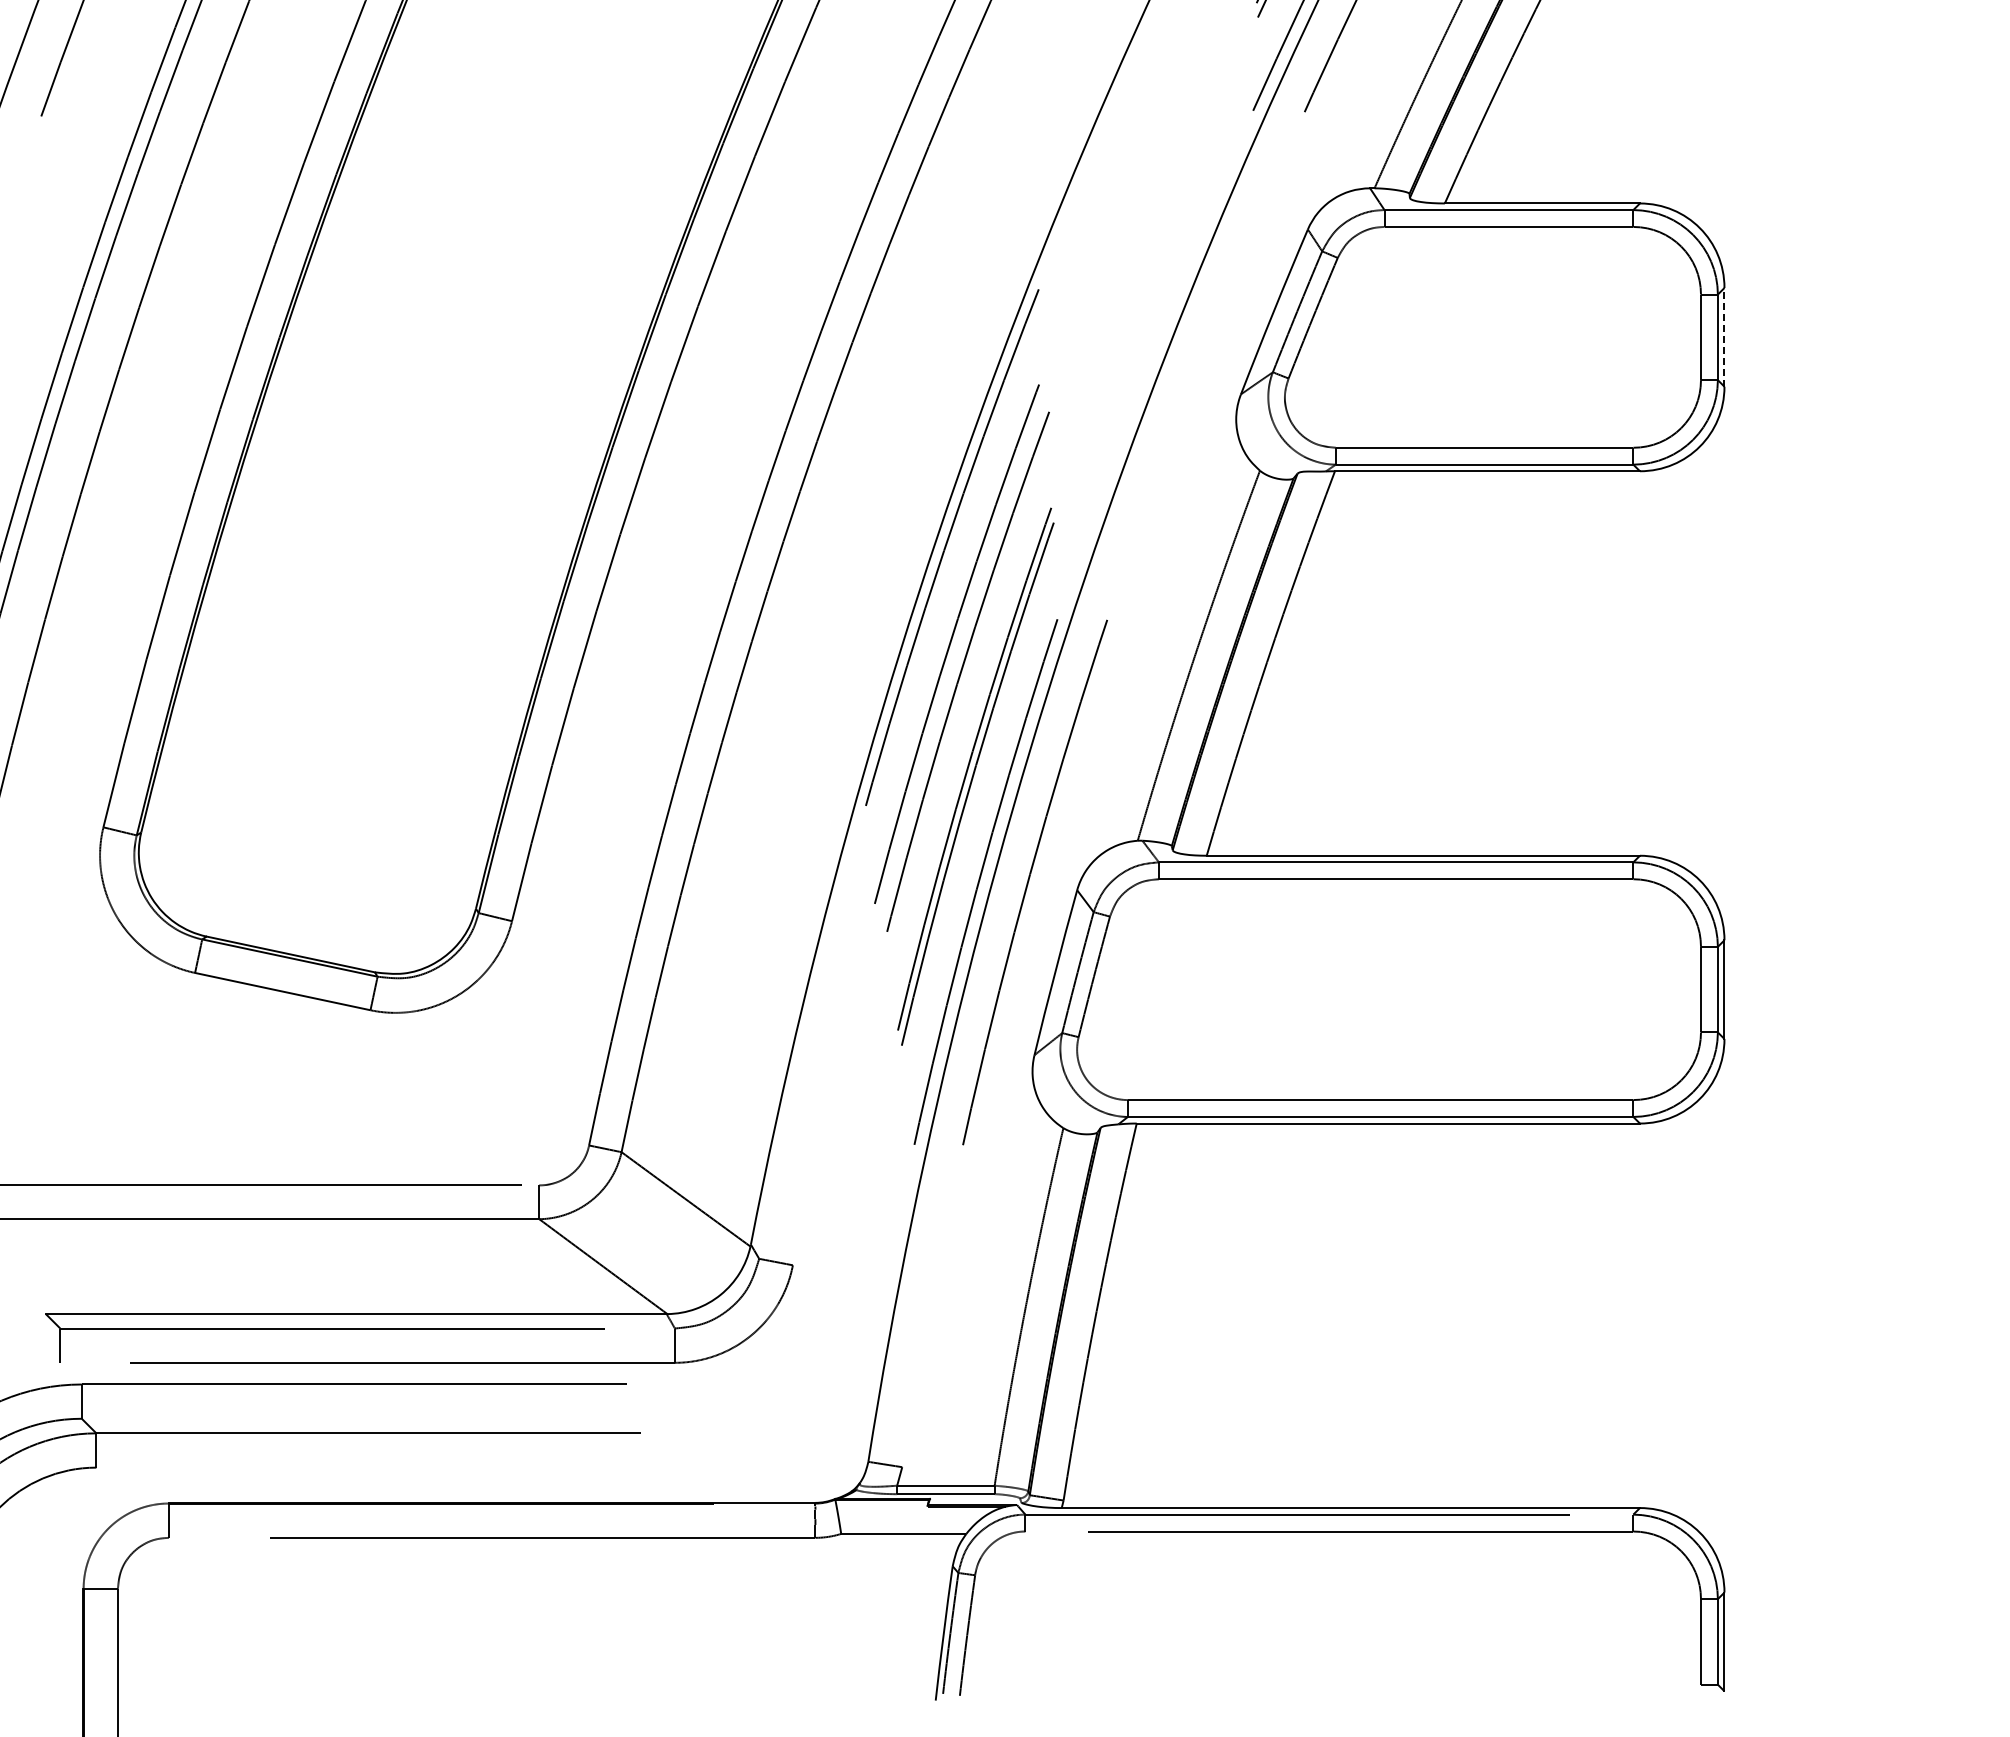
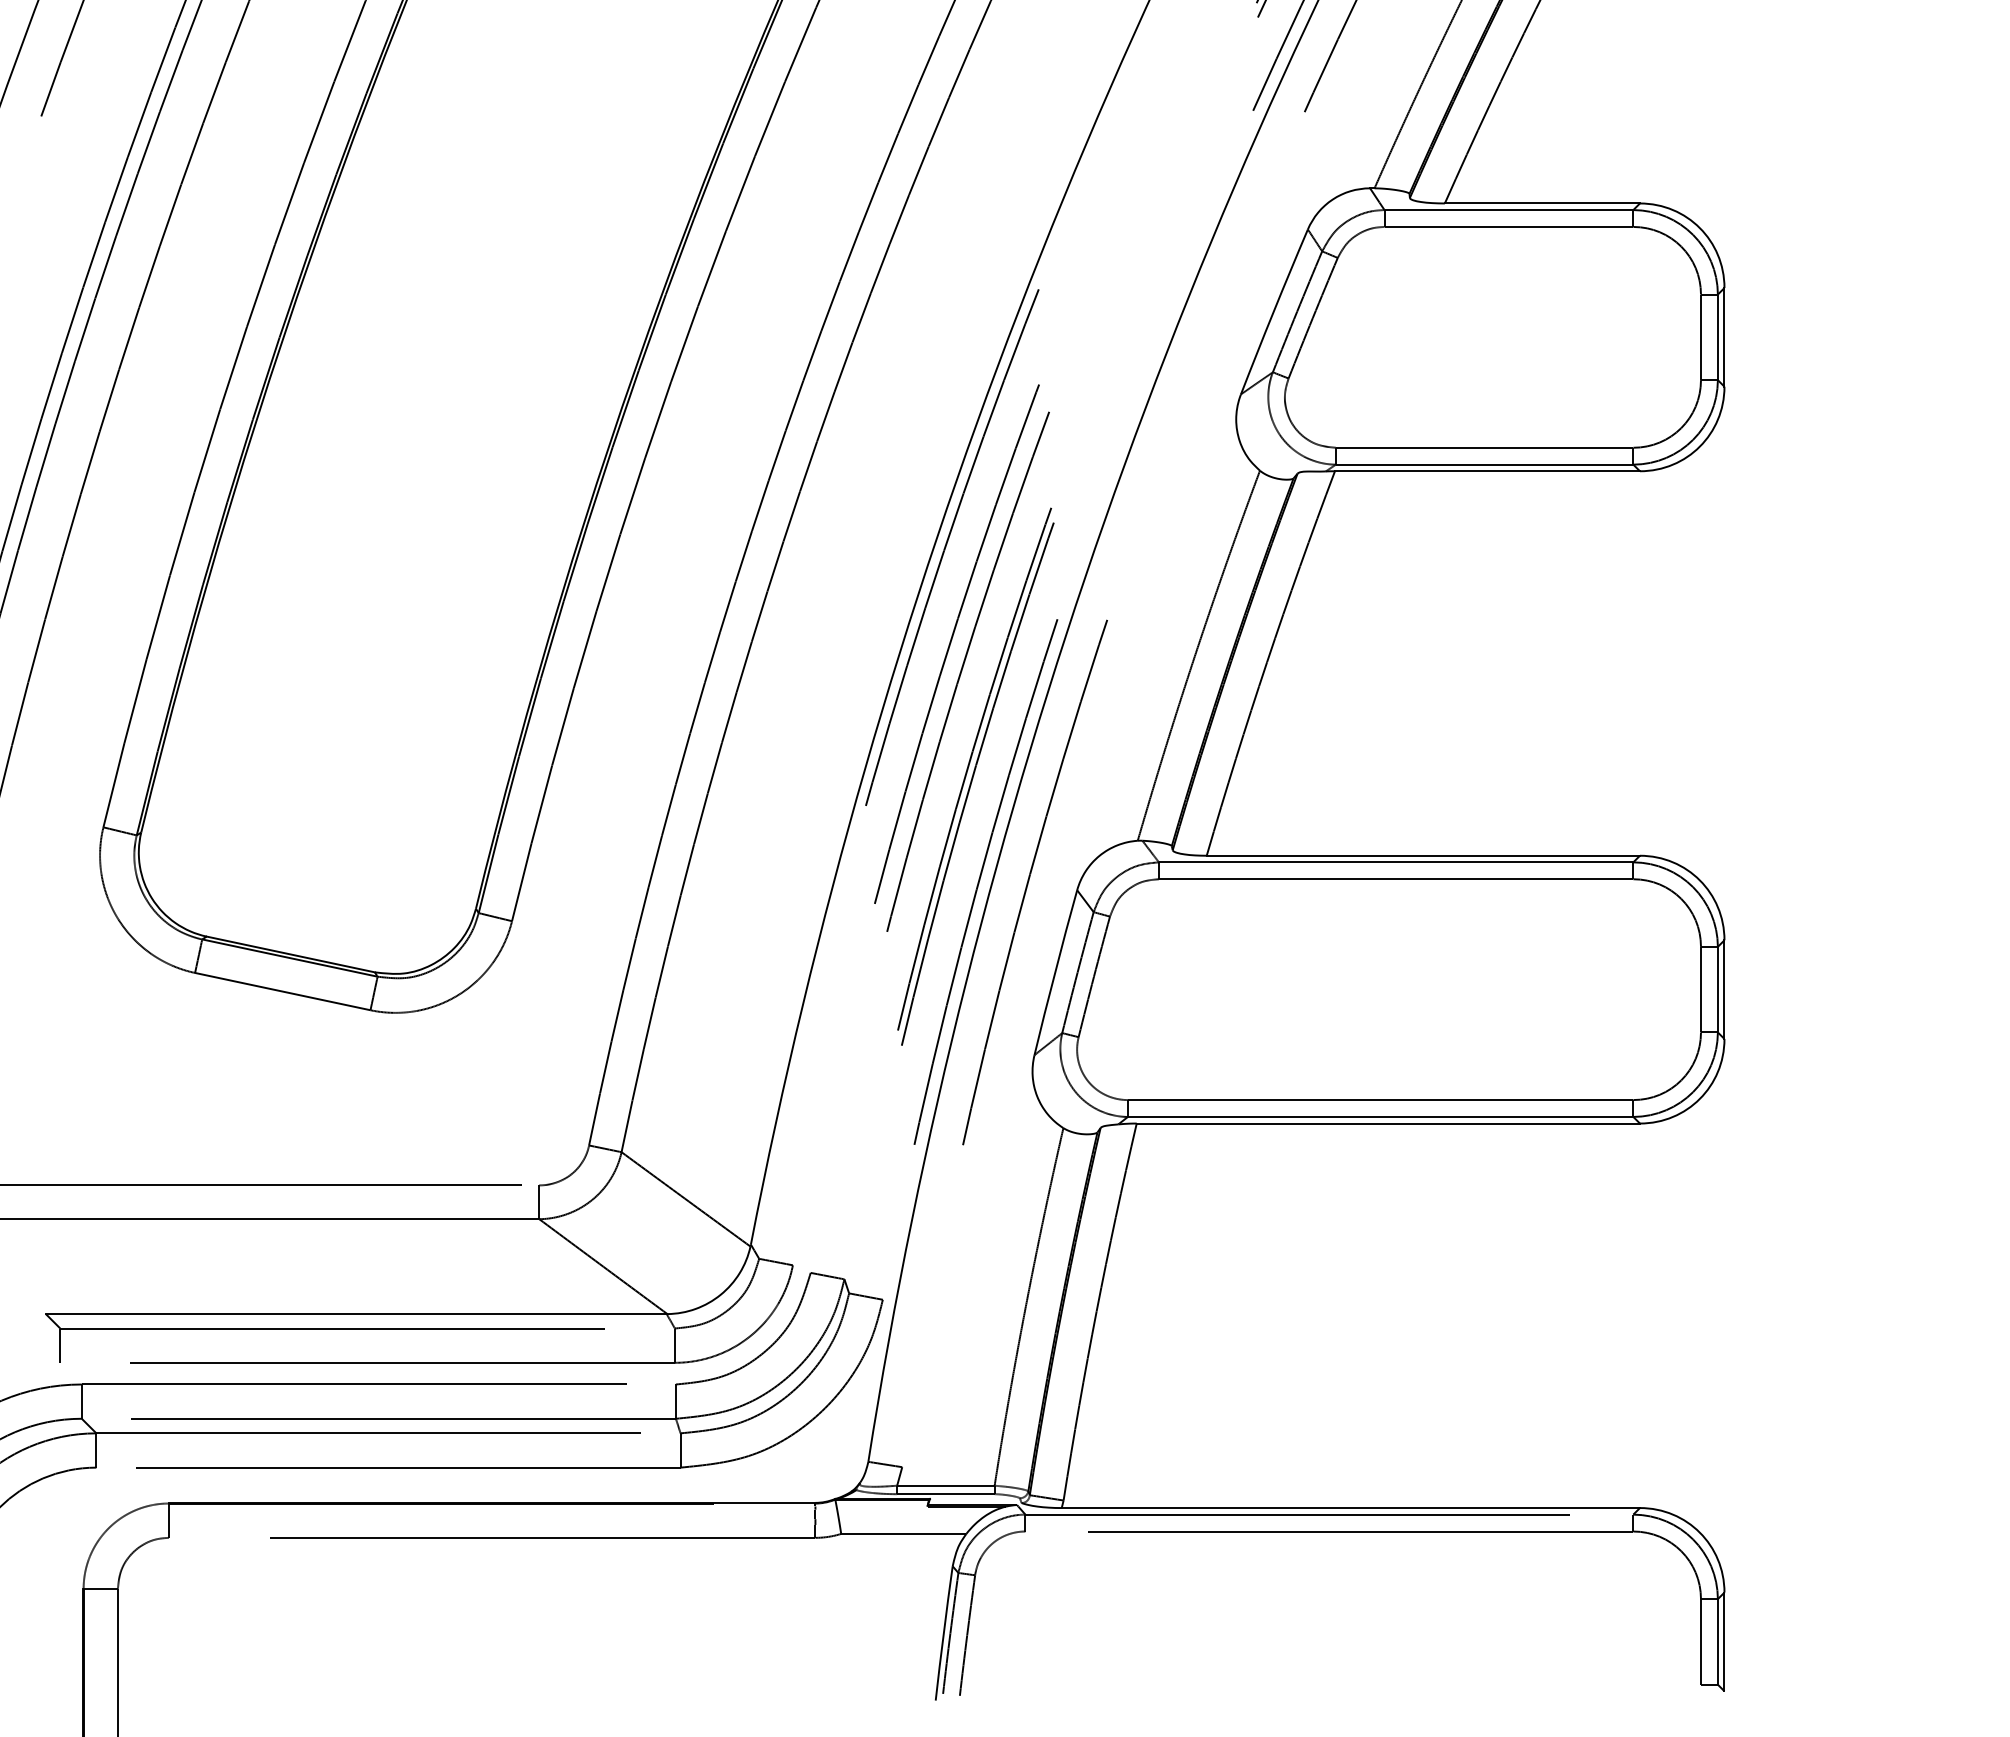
line: dashed -> solid (1724, 336)
part: none -> present (507, 1418)
